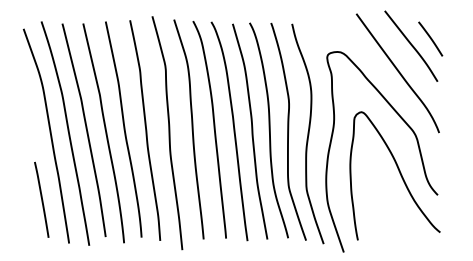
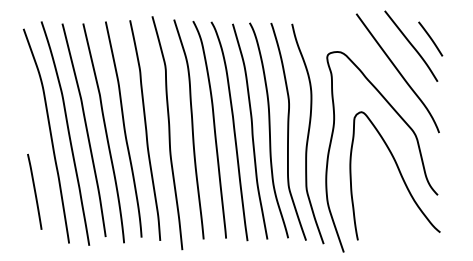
line position: (41, 199) -> (34, 191) (34, 191)
